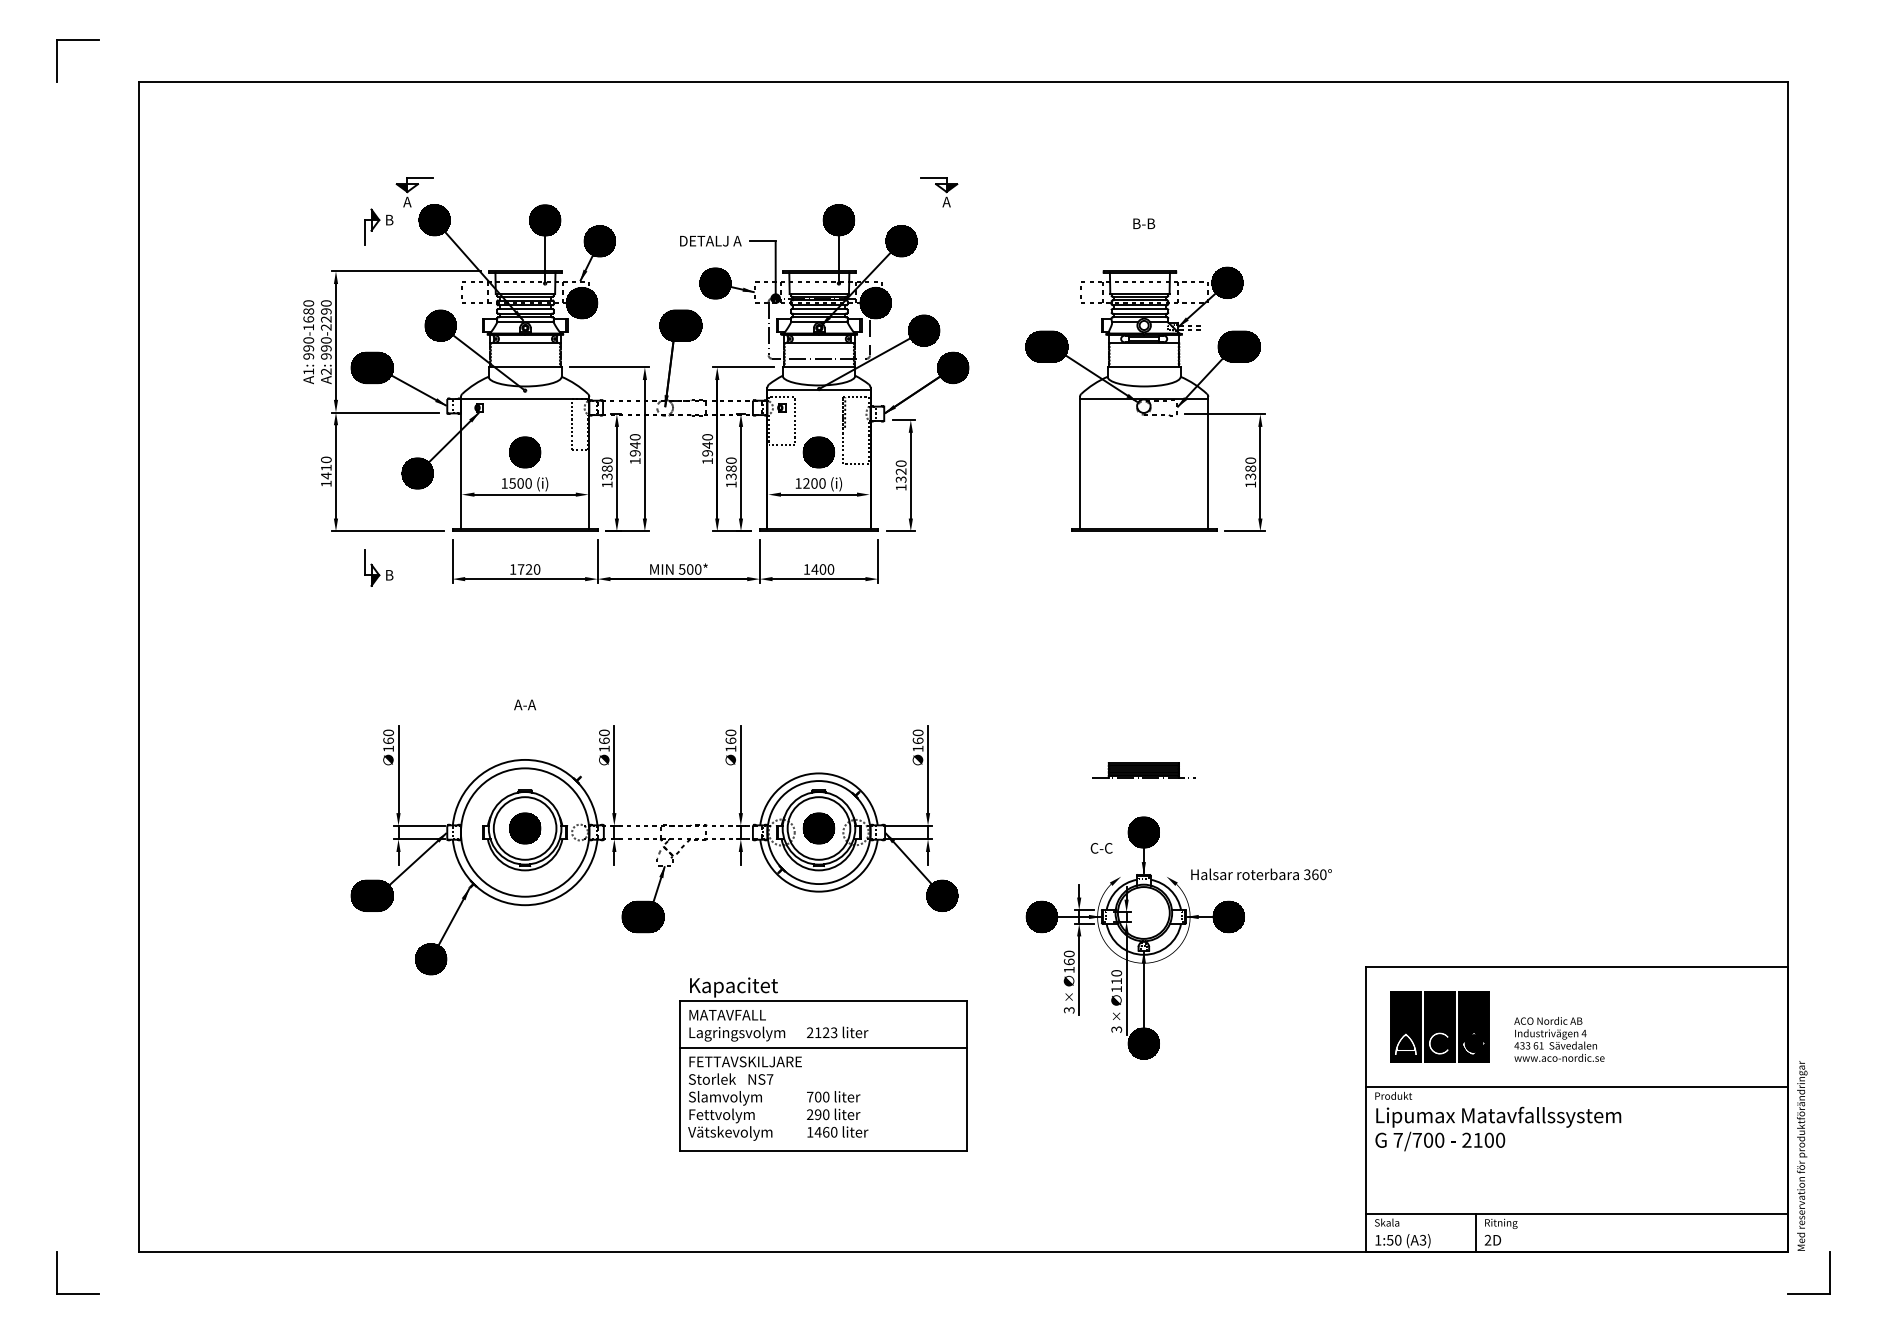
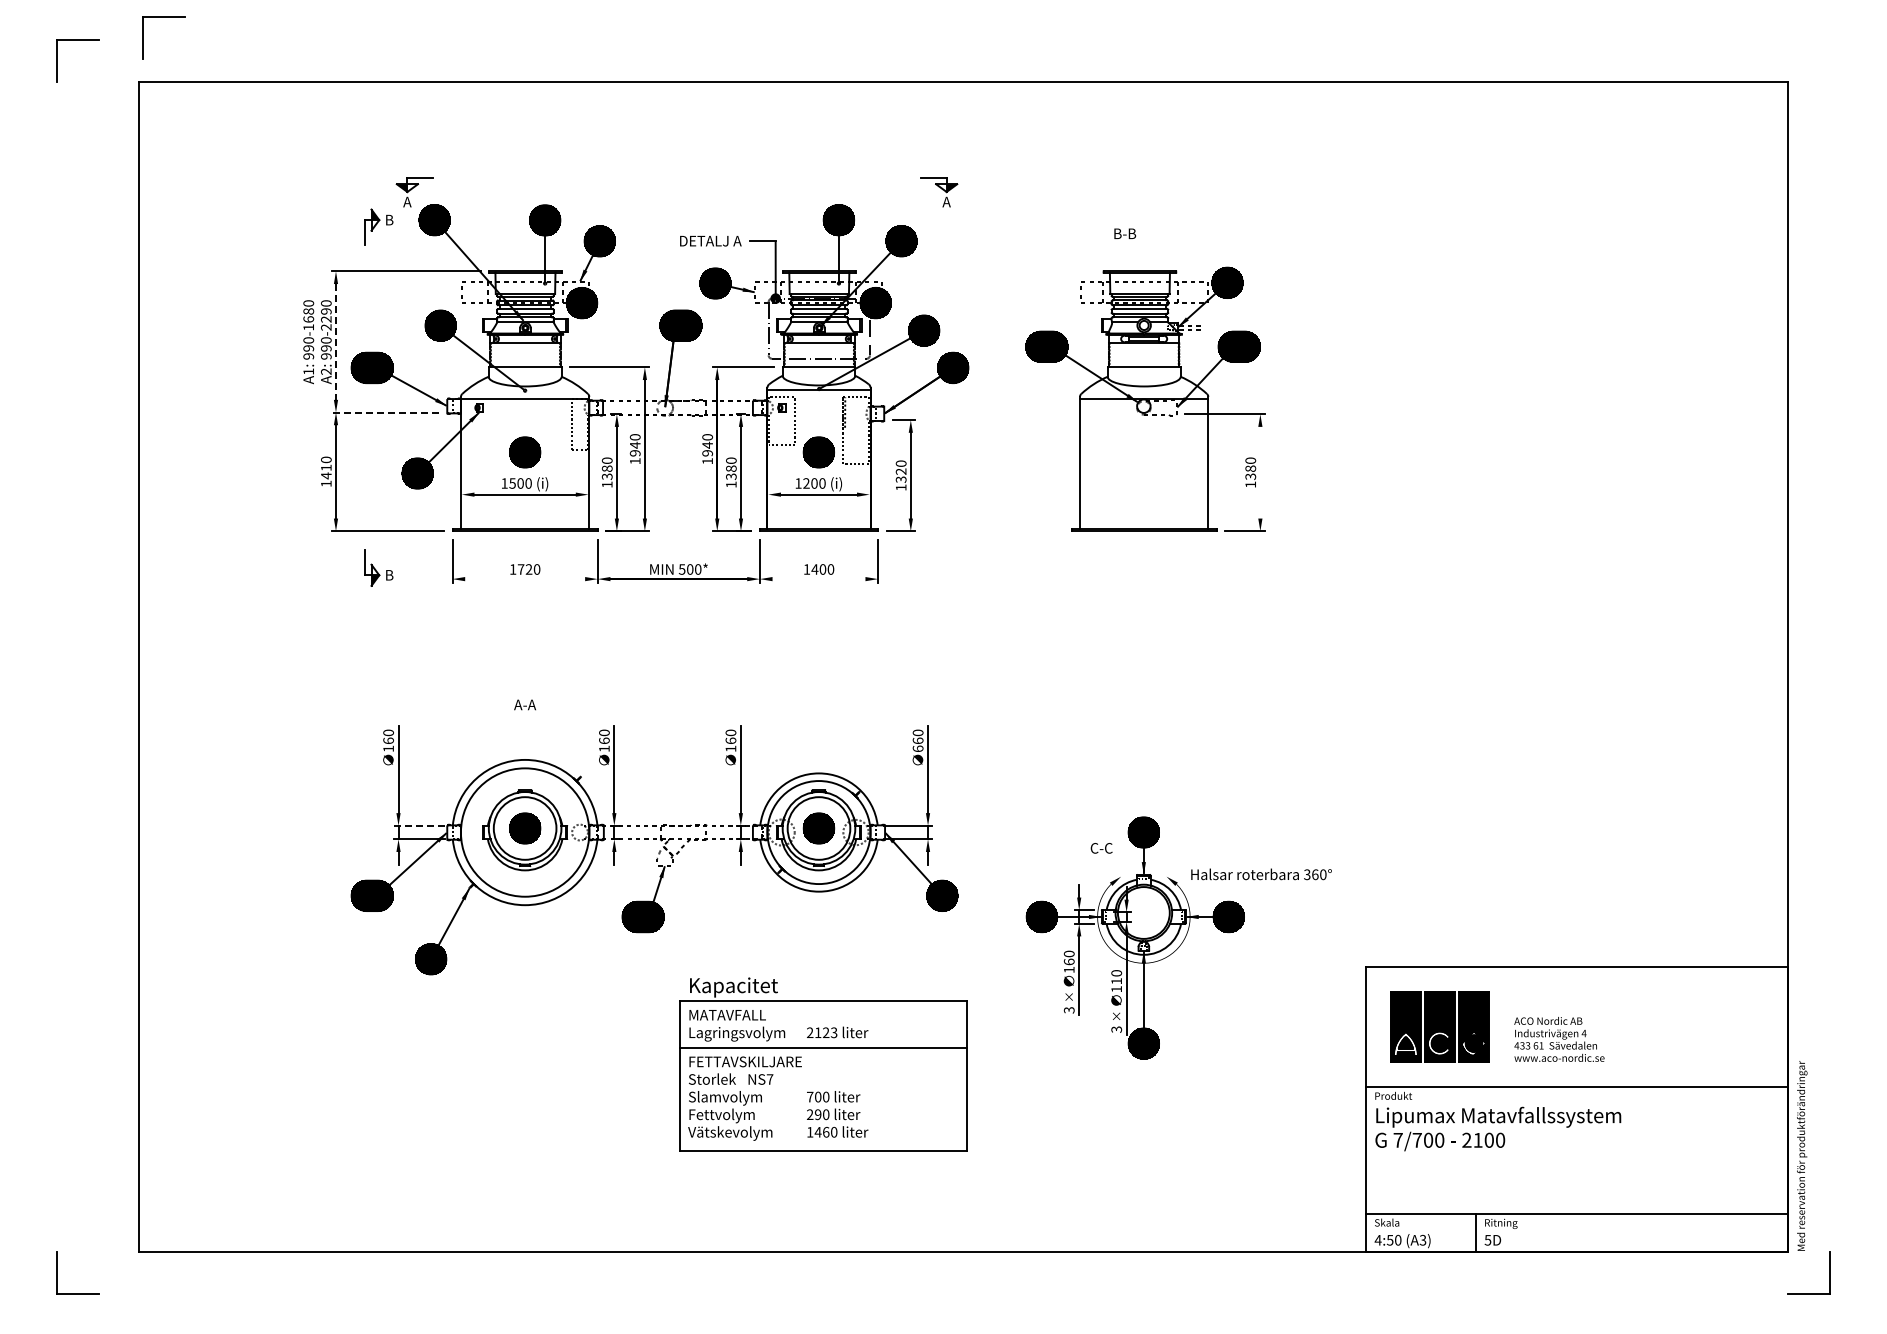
part: none -> present (163, 17)
text position: (1144, 223) -> (1125, 233) (1125, 233)
line: solid -> dashed (335, 341)
line: solid -> dashed (385, 412)
line: present -> none (1260, 472)
line: present -> none (525, 579)
line: present -> none (818, 579)
text: 160 -> 660 (917, 748)
part: present -> none (1143, 770)
line: solid -> dashed (419, 825)
text: 2D -> 5D (1487, 1239)
text: 1:50 -> 4:50 (1377, 1240)
